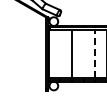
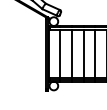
line: none -> present (60, 53)
line: none -> present (83, 53)
line: dashed -> solid (95, 53)
